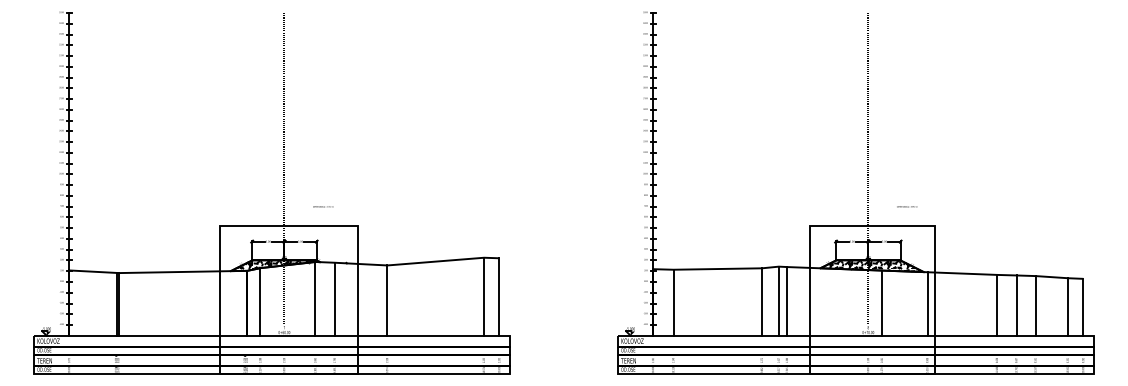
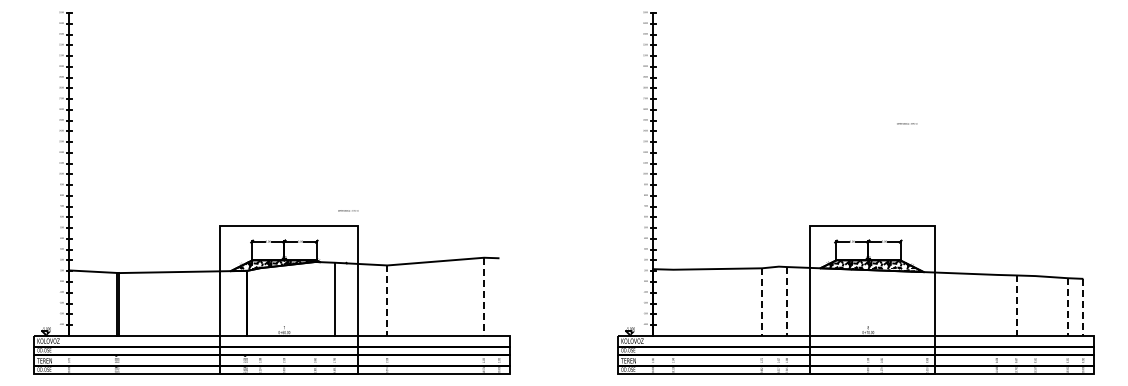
line: present -> none (284, 168)
line: present -> none (868, 168)
text position: (323, 206) -> (348, 210) (348, 210)
text position: (907, 206) -> (907, 123) (907, 123)
line: present -> none (499, 296)
line: solid -> dashed (484, 297)
line: present -> none (315, 298)
line: present -> none (778, 300)
line: present -> none (260, 301)
line: solid -> dashed (387, 301)
line: solid -> dashed (787, 301)
line: present -> none (673, 302)
line: solid -> dashed (762, 302)
line: present -> none (882, 302)
line: present -> none (927, 303)
line: present -> none (997, 304)
line: present -> none (1035, 305)
line: solid -> dashed (1016, 306)
line: solid -> dashed (1067, 306)
line: solid -> dashed (1083, 307)
